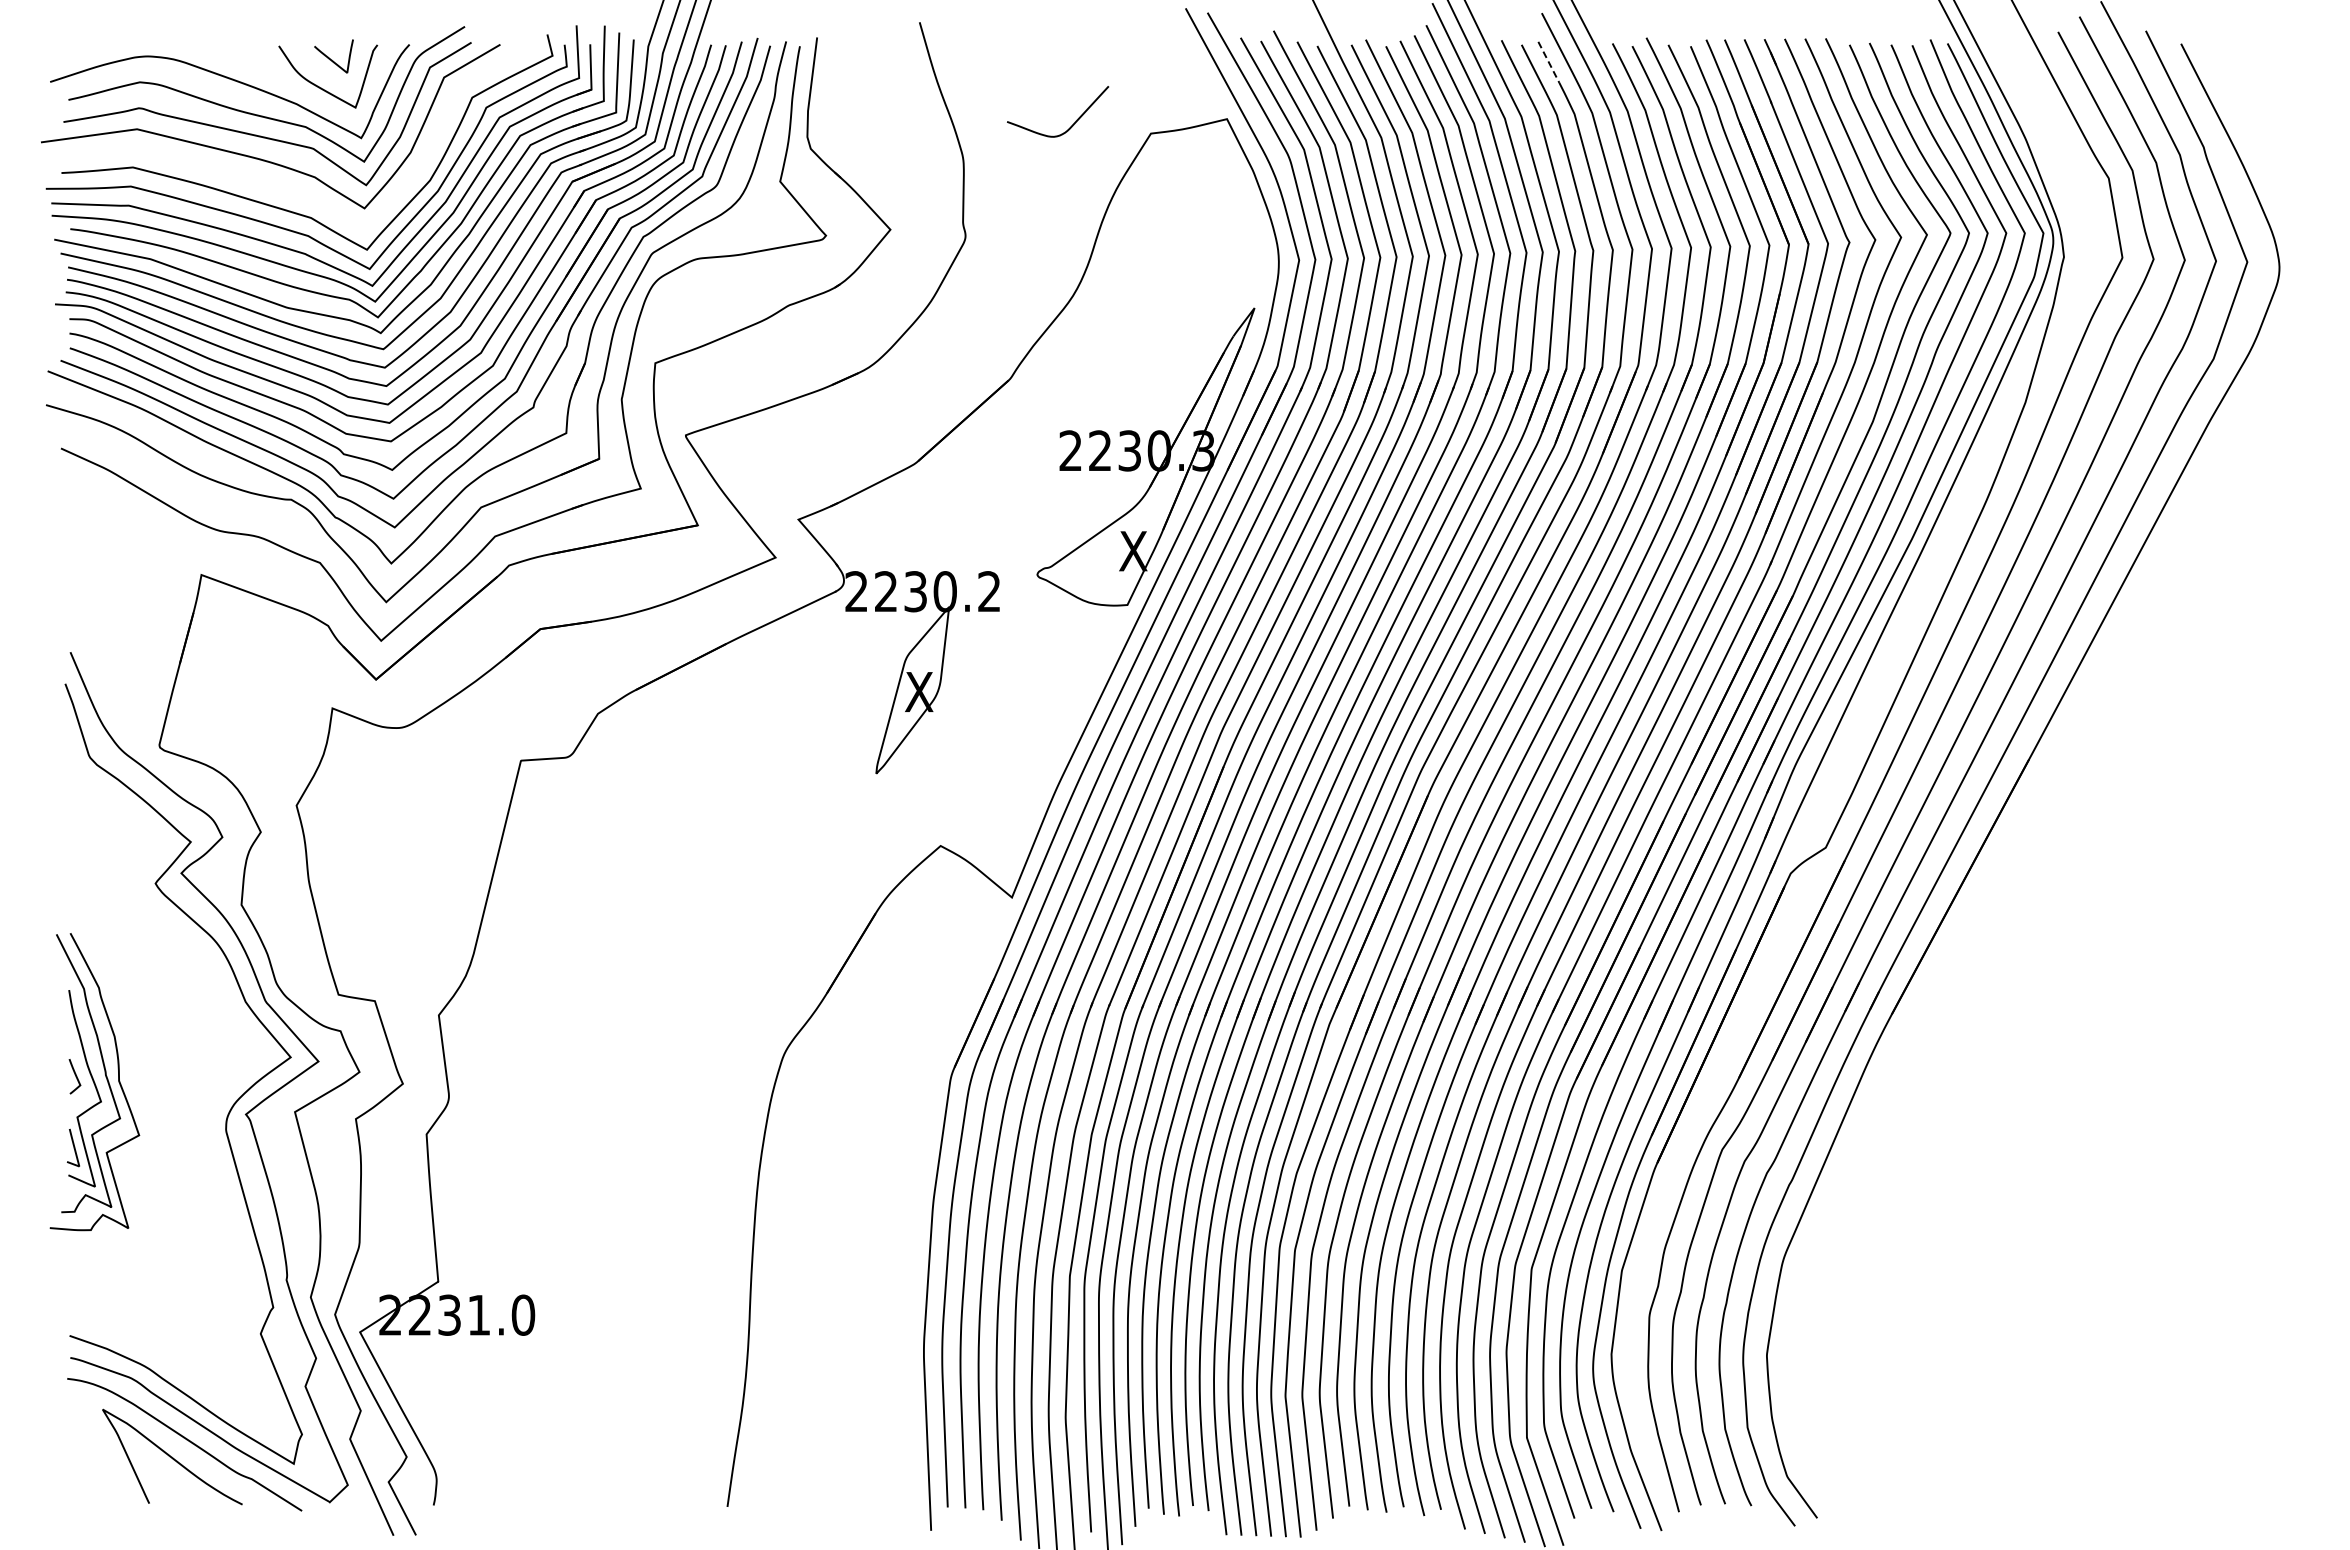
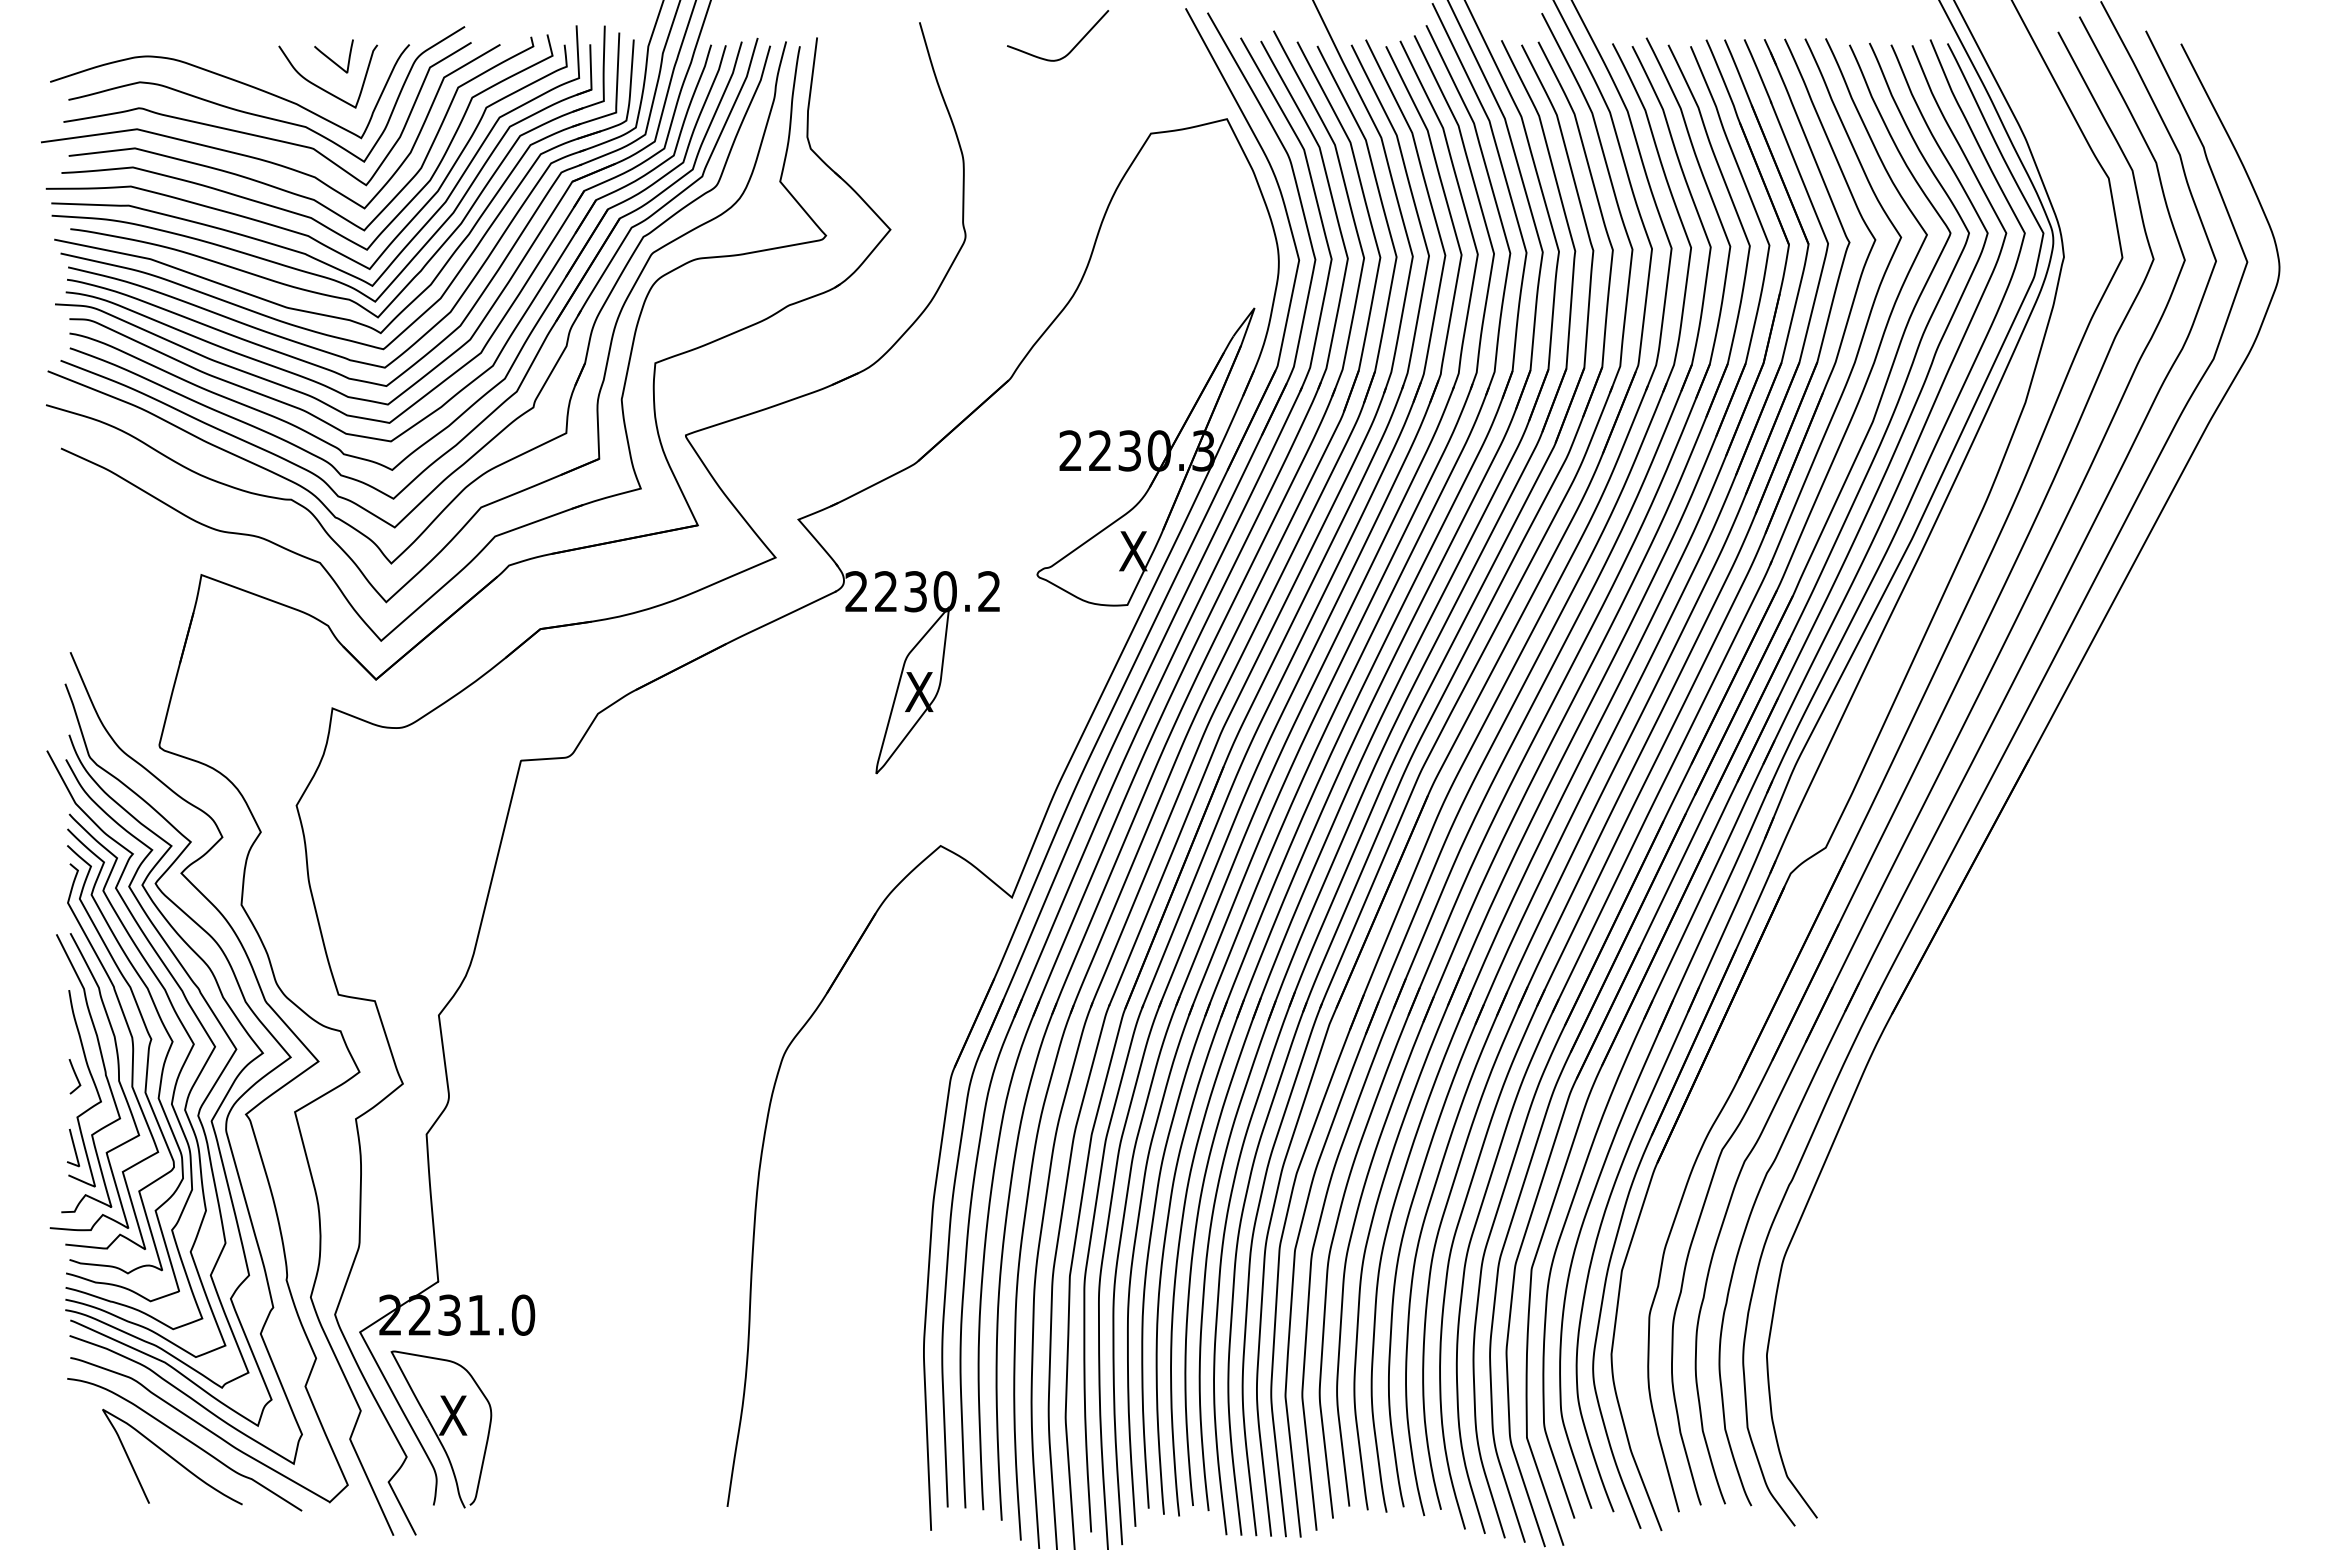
line: dashed -> solid (1549, 62)
curve position: (1072, 124) -> (1072, 48) (1072, 48)
curve: none -> present (282, 188)
part: none -> present (159, 1080)
part: none -> present (441, 1429)
